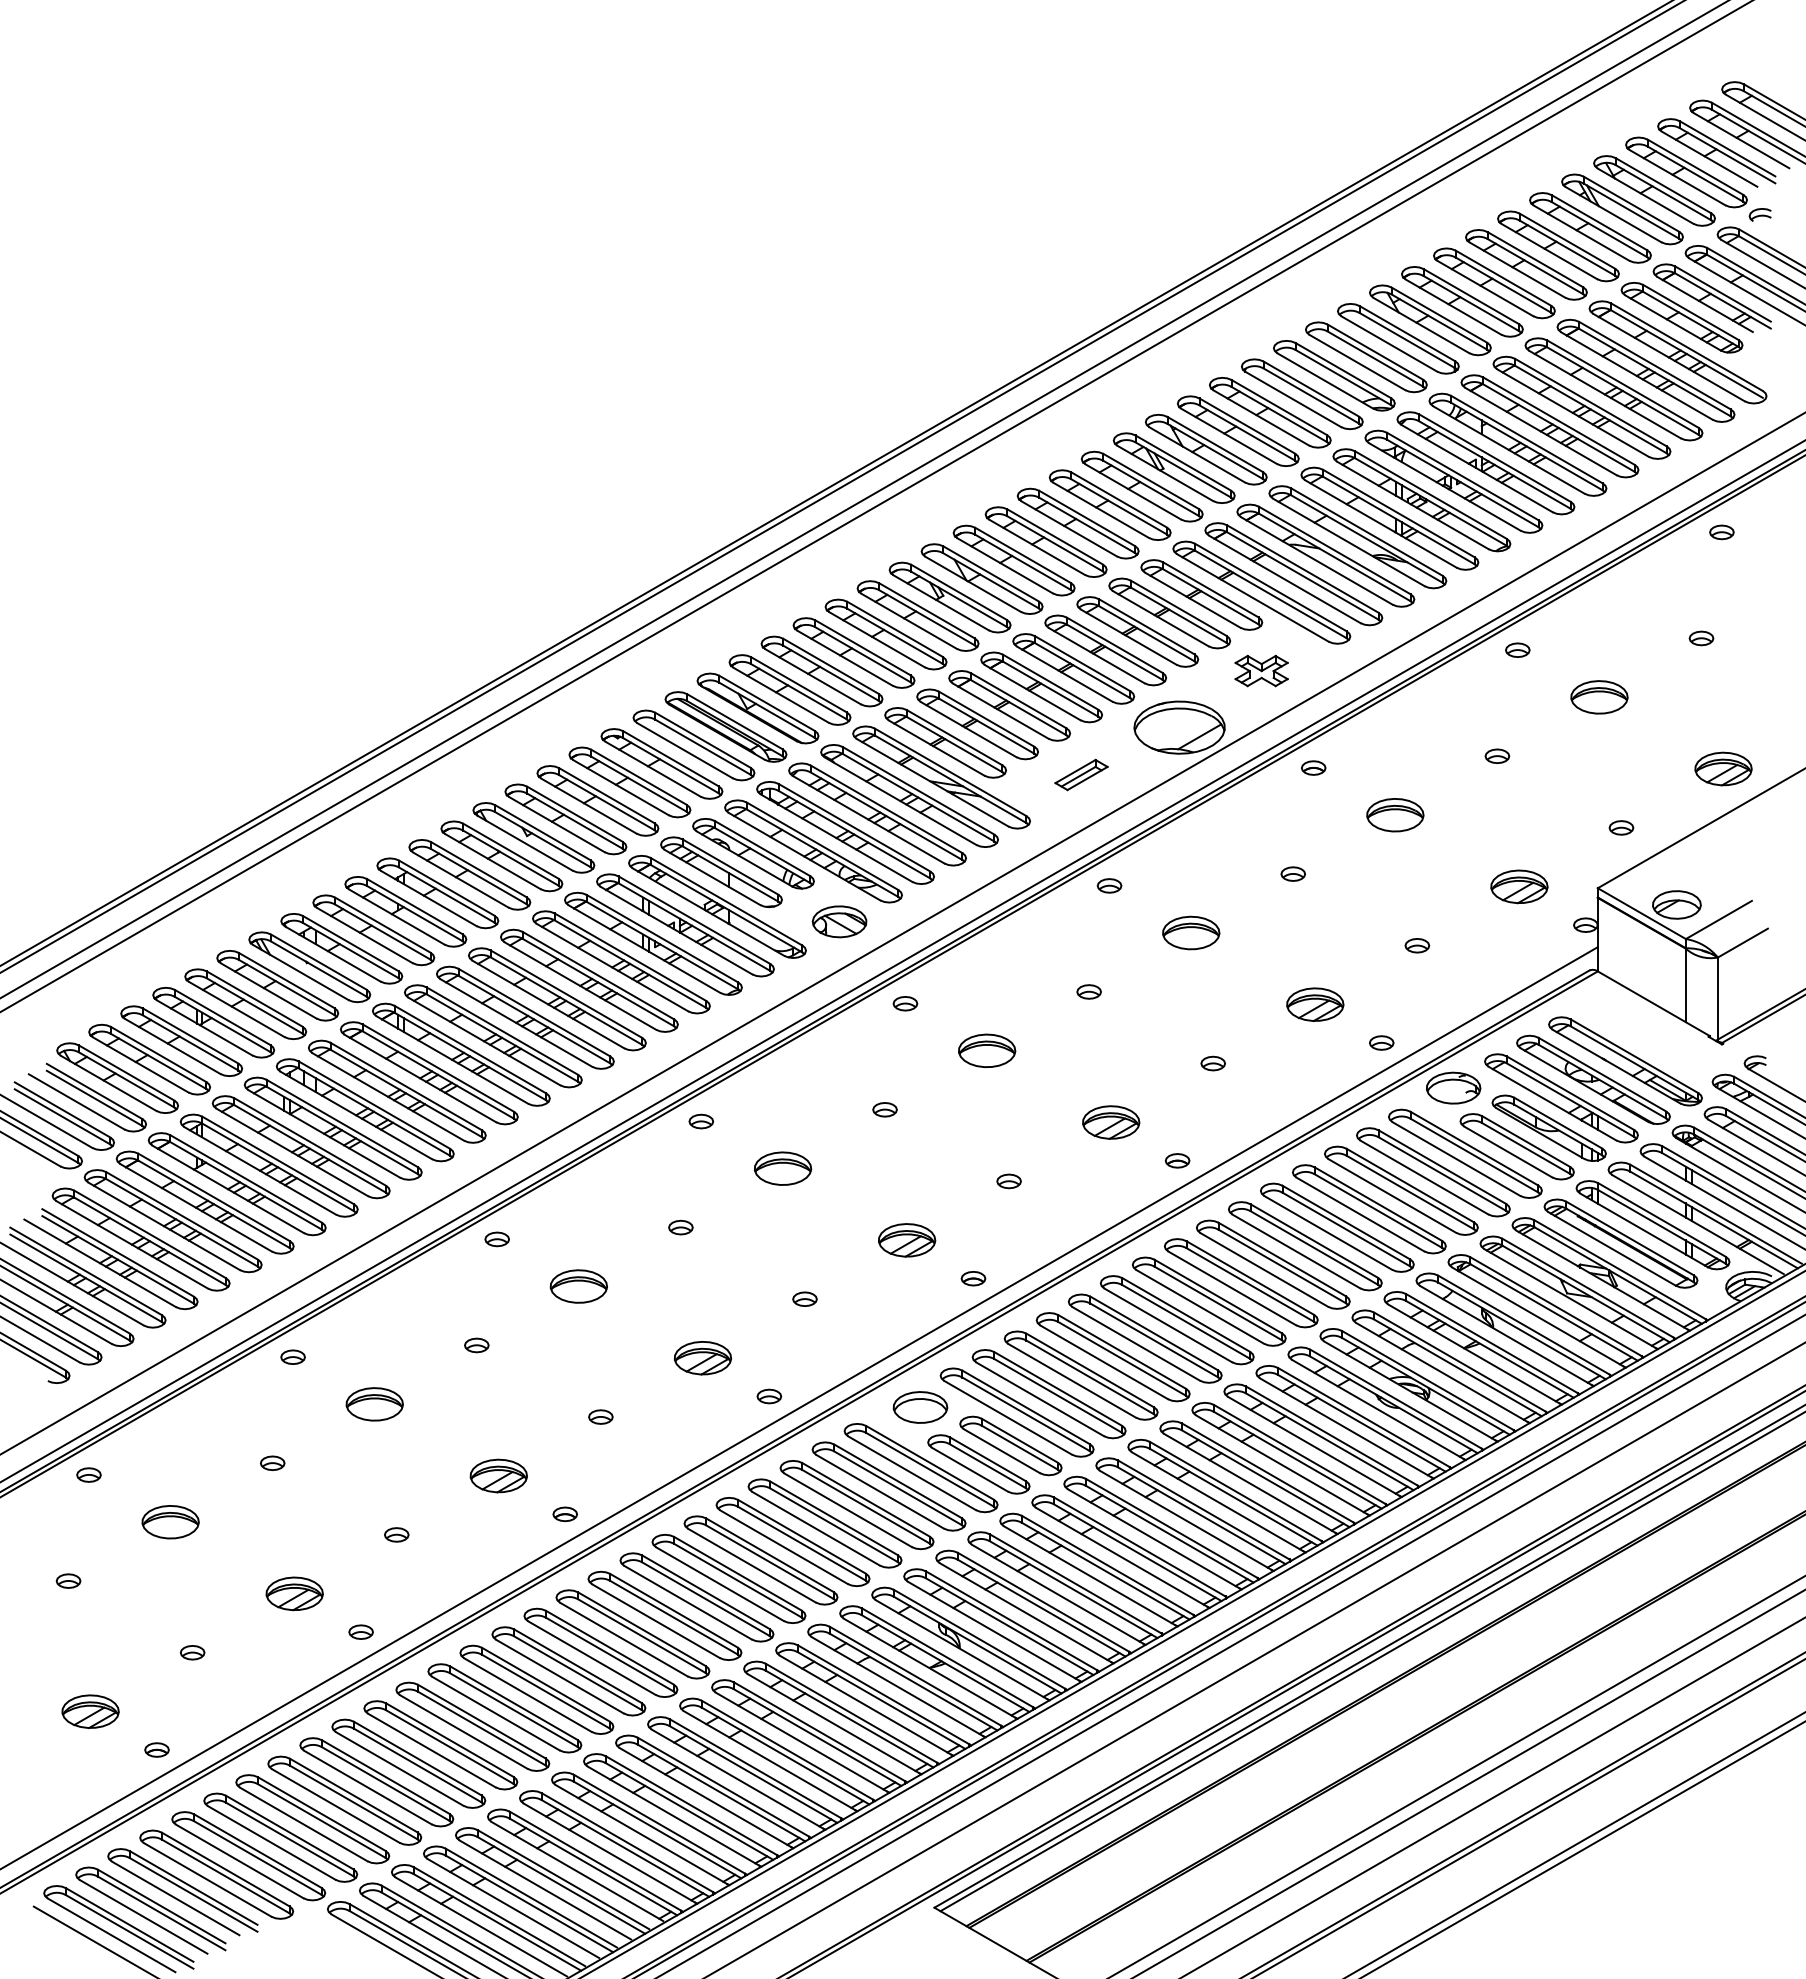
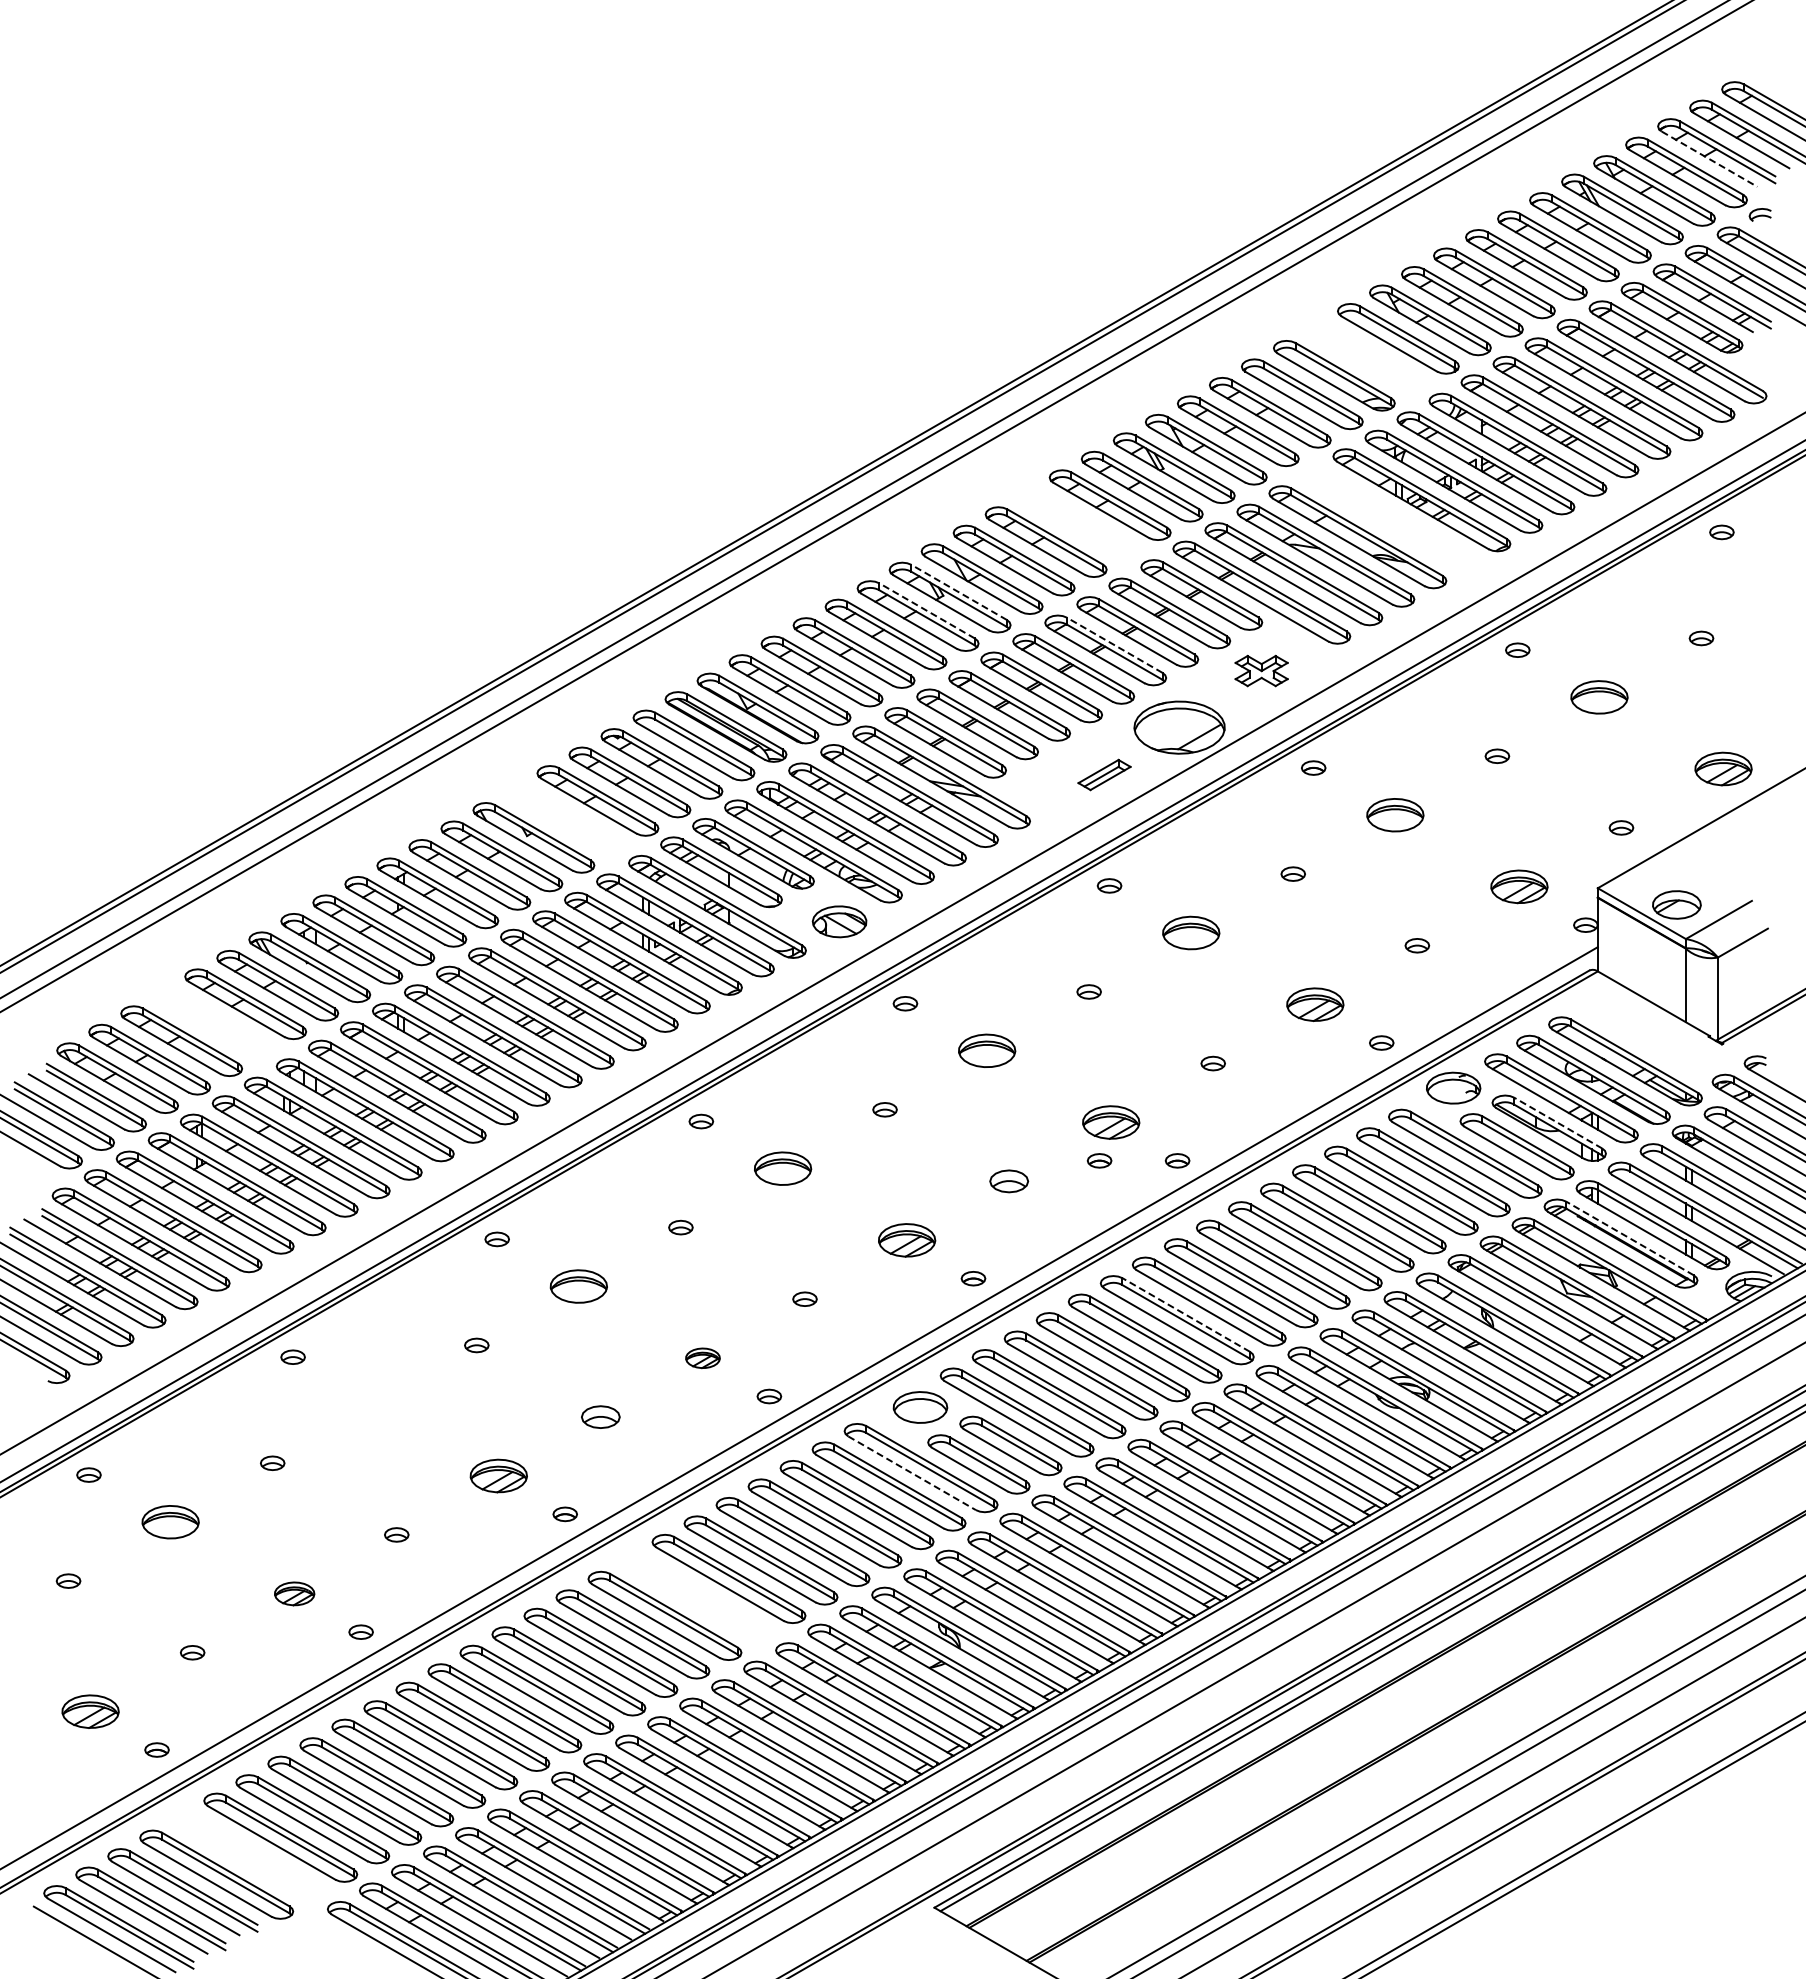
line: solid -> dashed (1709, 159)
part: present -> none (1366, 357)
part: present -> none (1389, 518)
part: present -> none (1077, 523)
line: solid -> dashed (958, 592)
line: solid -> dashed (926, 610)
line: solid -> dashed (1114, 645)
part position: (1081, 774) -> (1104, 774) (1104, 774)
part: present -> none (565, 819)
part: present -> none (213, 1022)
line: solid -> dashed (1558, 1123)
part: none -> present (1099, 1160)
part size: 26x17 px -> 41x25 px (1009, 1181)
line: solid -> dashed (1630, 1238)
line: solid -> dashed (1186, 1315)
part size: 60x35 px -> 36x23 px (702, 1358)
part: present -> none (374, 1404)
part size: 26x16 px -> 40x24 px (600, 1416)
line: solid -> dashed (912, 1473)
part size: 59x36 px -> 42x26 px (294, 1593)
part: present -> none (696, 1597)
part: present -> none (248, 1856)
